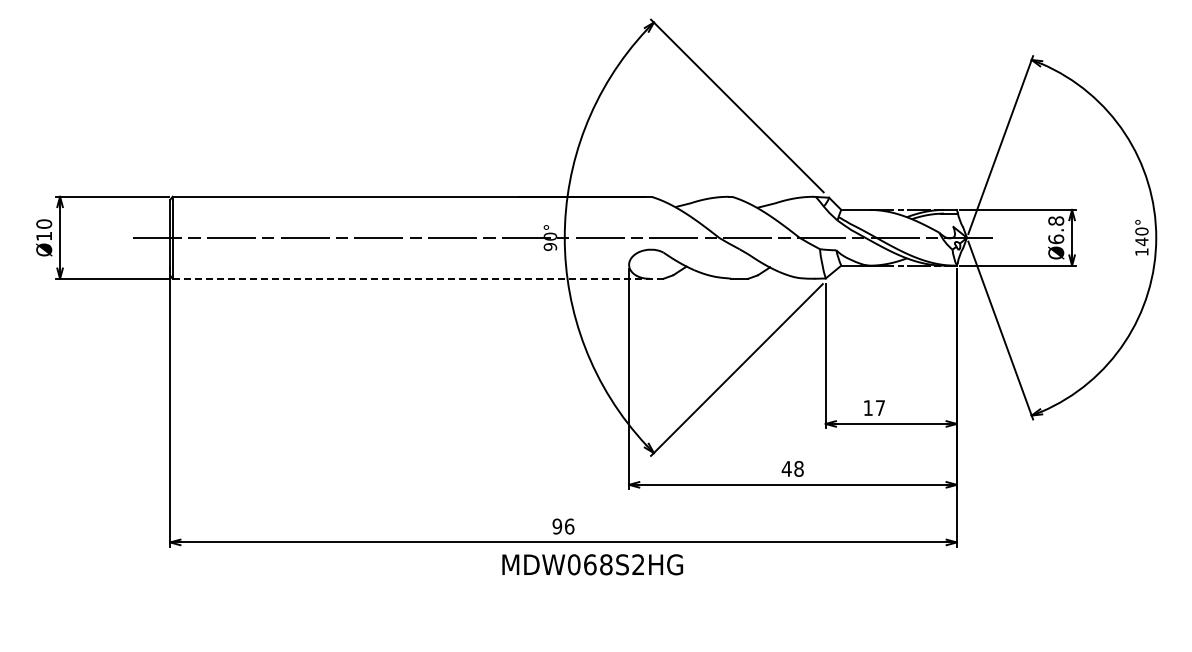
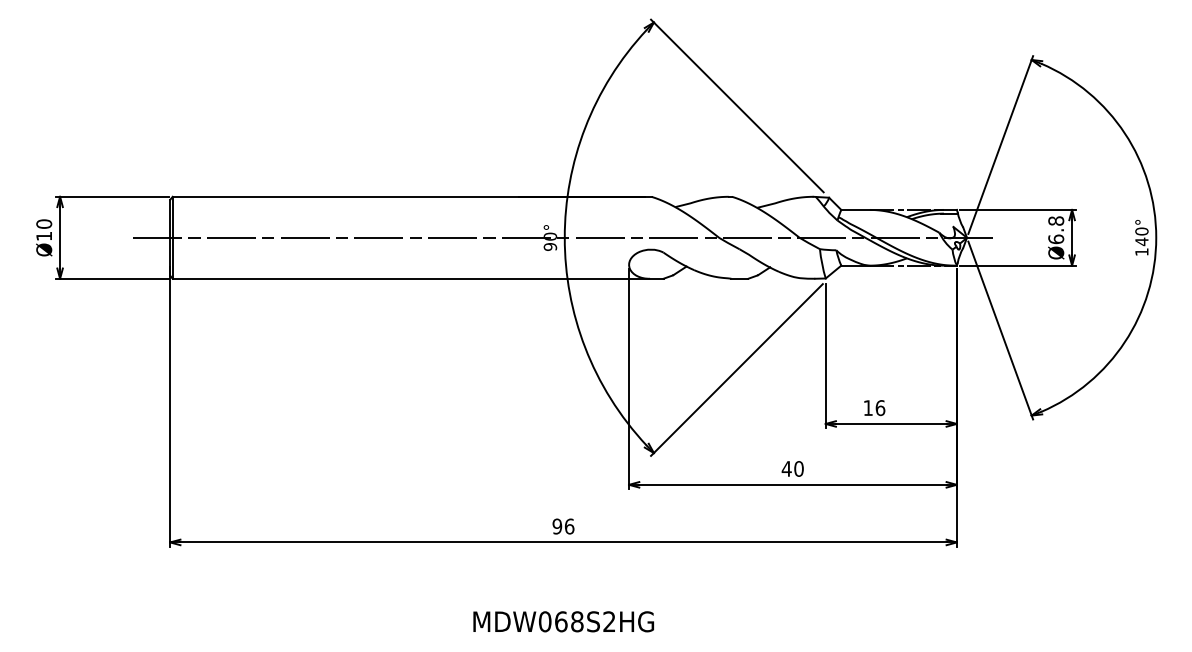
line: dashed -> solid (417, 278)
text: 17 -> 16 (880, 408)
text: 48 -> 40 (798, 468)
text position: (592, 564) -> (563, 621) (563, 621)
